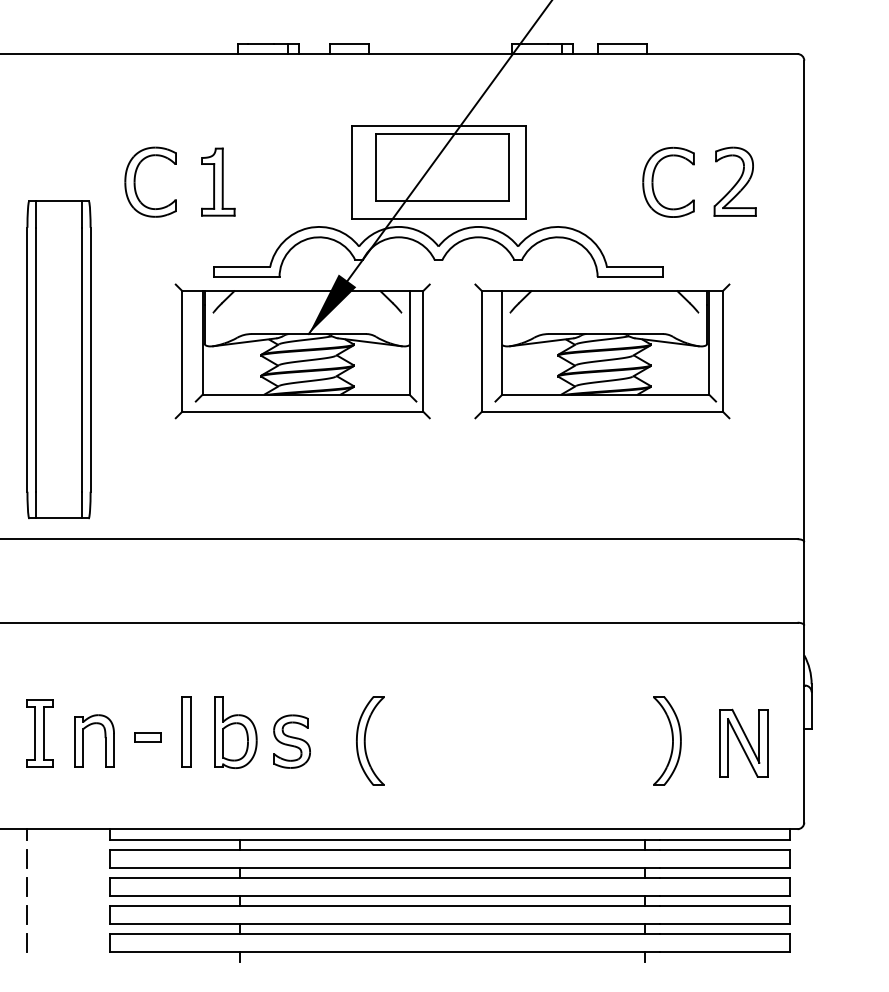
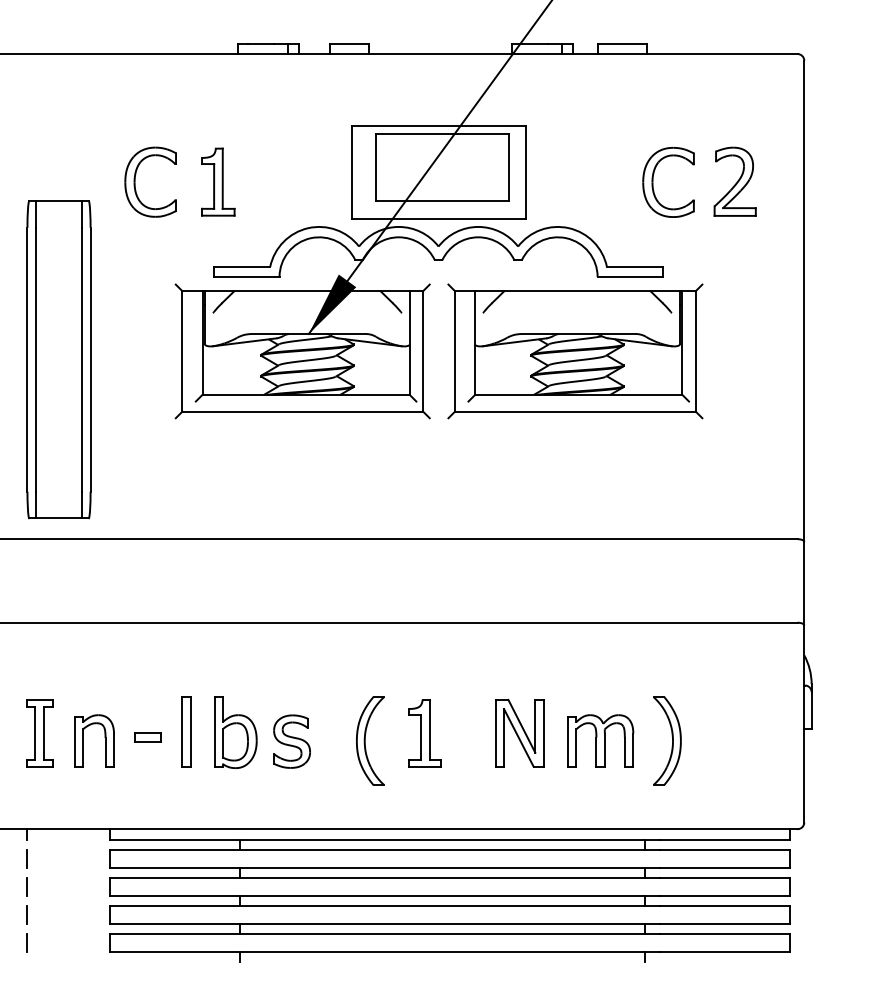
part position: (602, 351) -> (575, 351) (575, 351)
part: none -> present (424, 733)
part: none -> present (600, 740)
part position: (743, 742) -> (519, 732) (519, 732)
